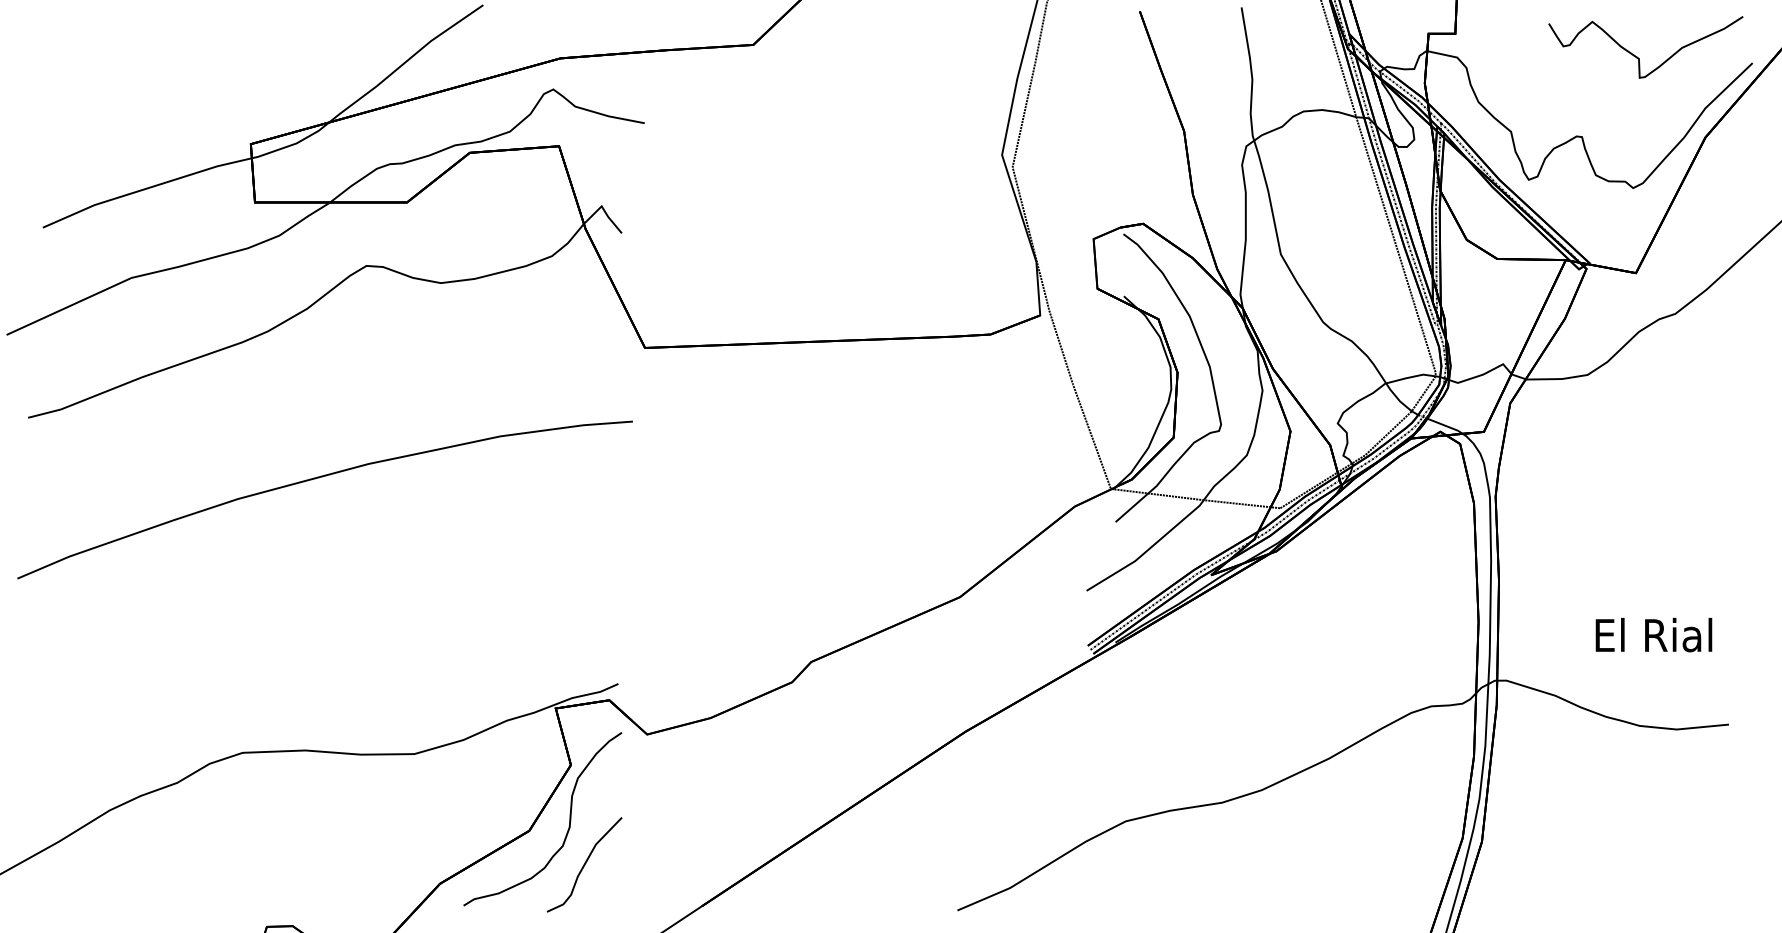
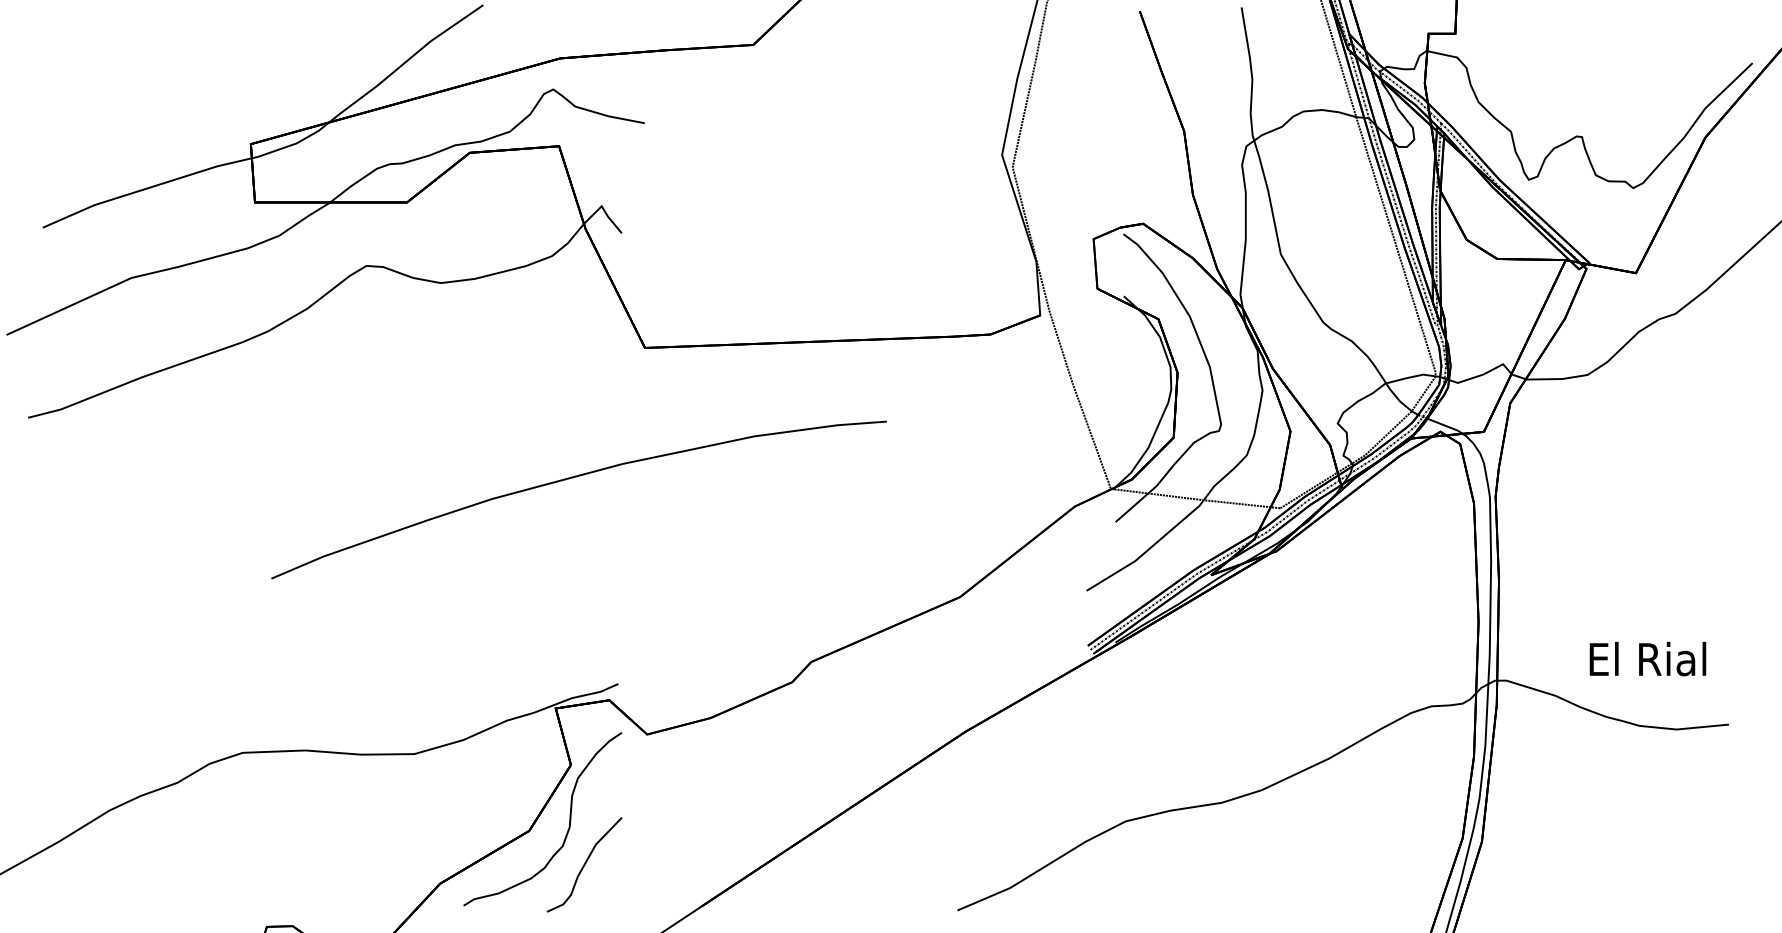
curve: present -> none (1637, 56)
part position: (319, 478) -> (573, 478) (573, 478)
text position: (1653, 634) -> (1647, 658) (1647, 658)
